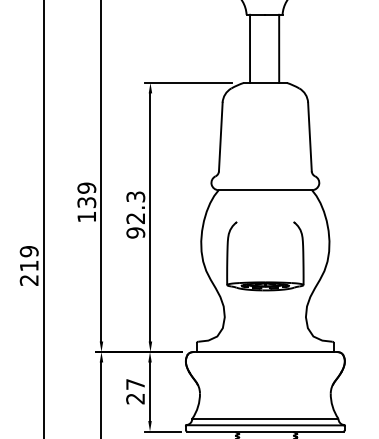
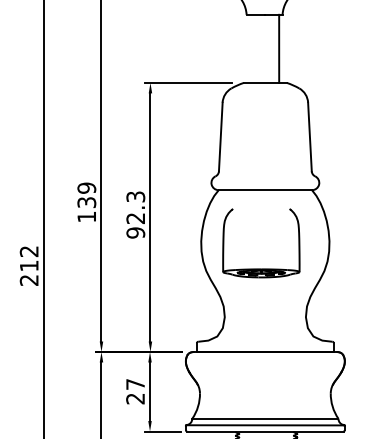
line: present -> none (250, 48)
text: 219 -> 212 (28, 251)
part position: (265, 281) -> (261, 268) (261, 268)
